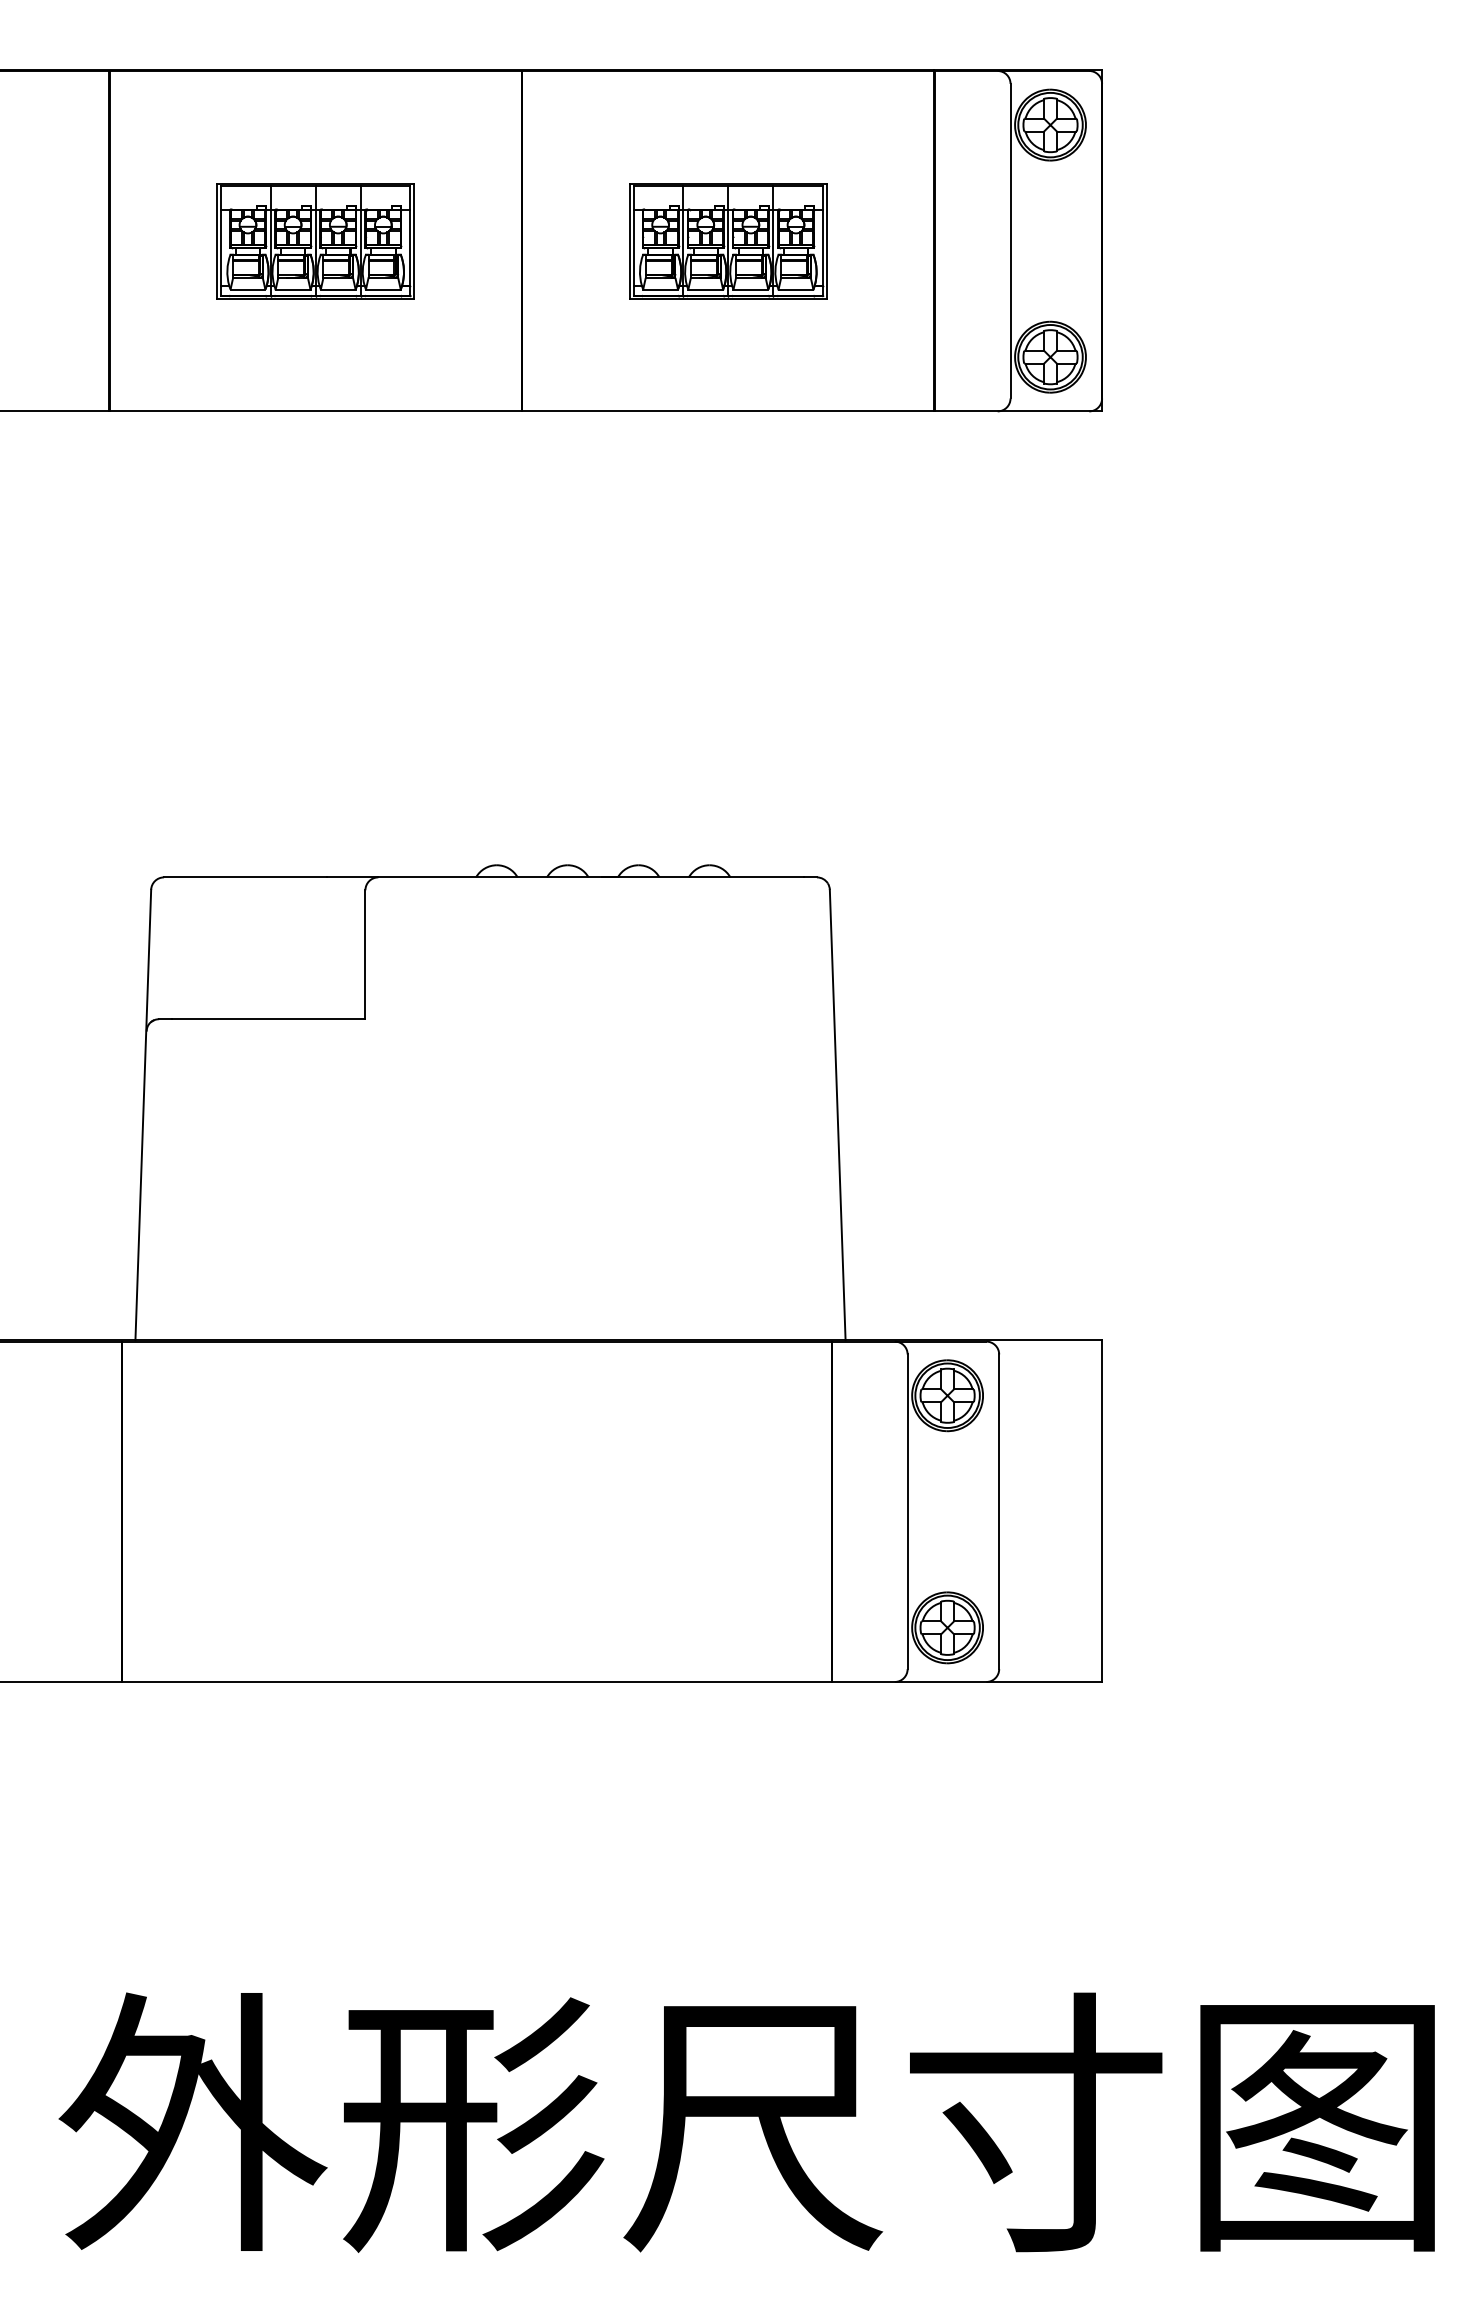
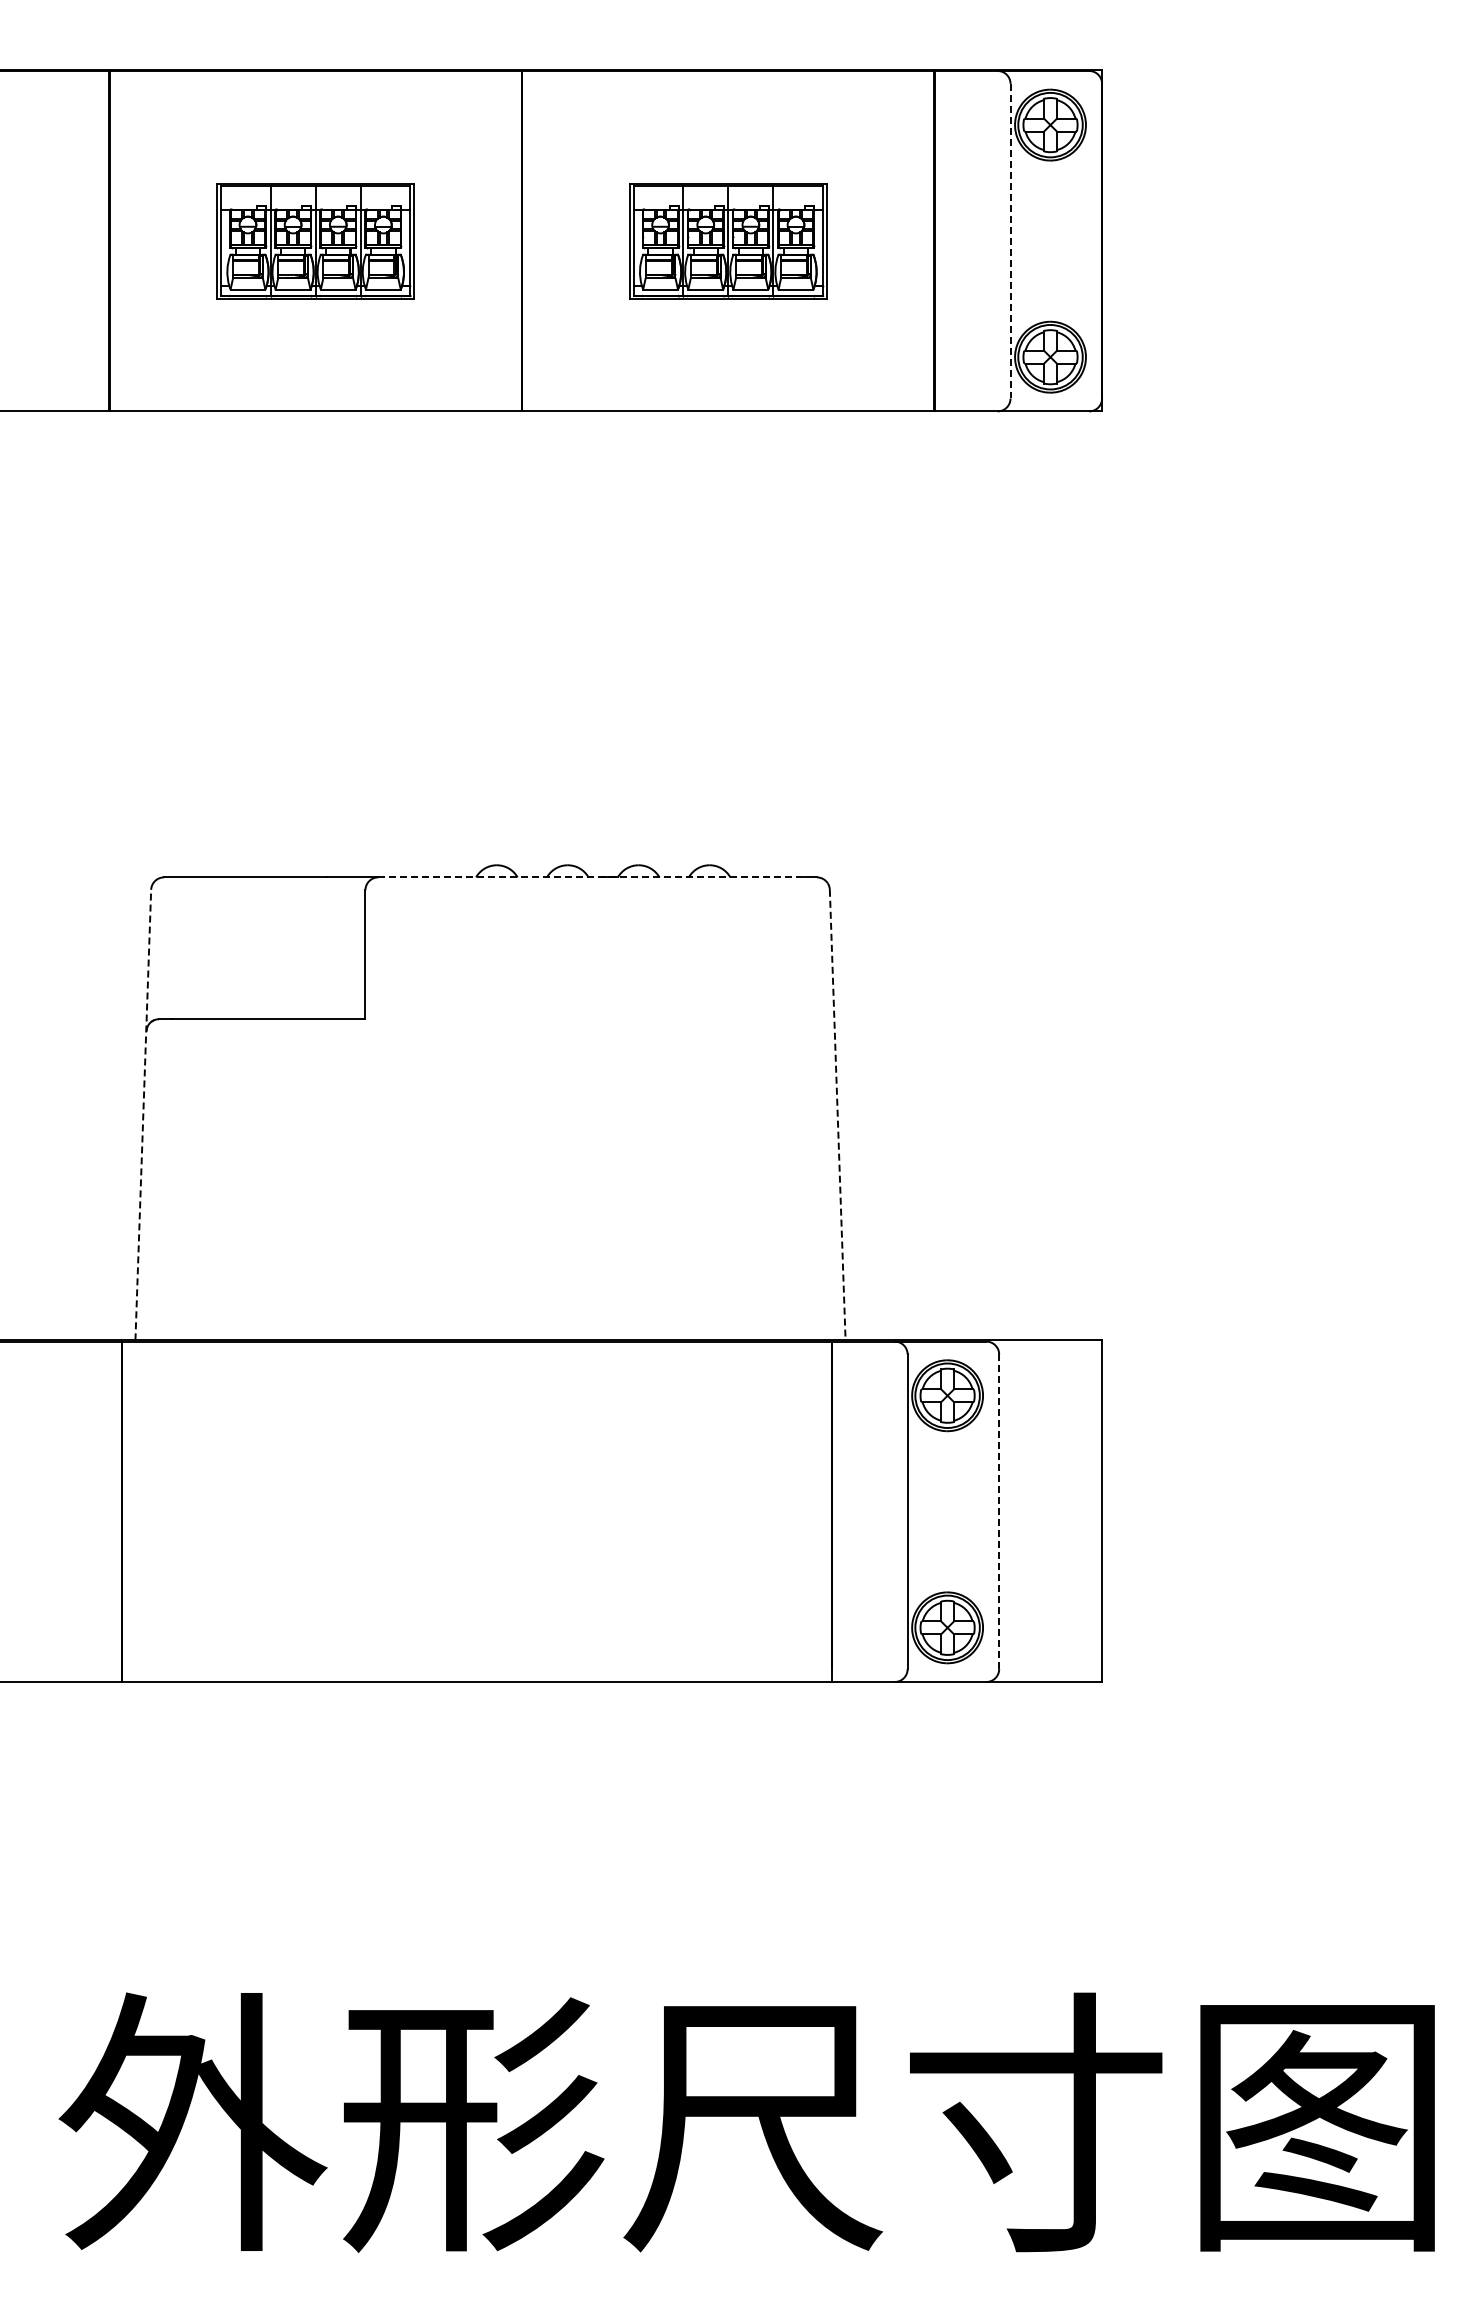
line: solid -> dashed (1010, 241)
line: solid -> dashed (591, 877)
line: solid -> dashed (143, 1114)
line: solid -> dashed (837, 1115)
line: solid -> dashed (999, 1512)
